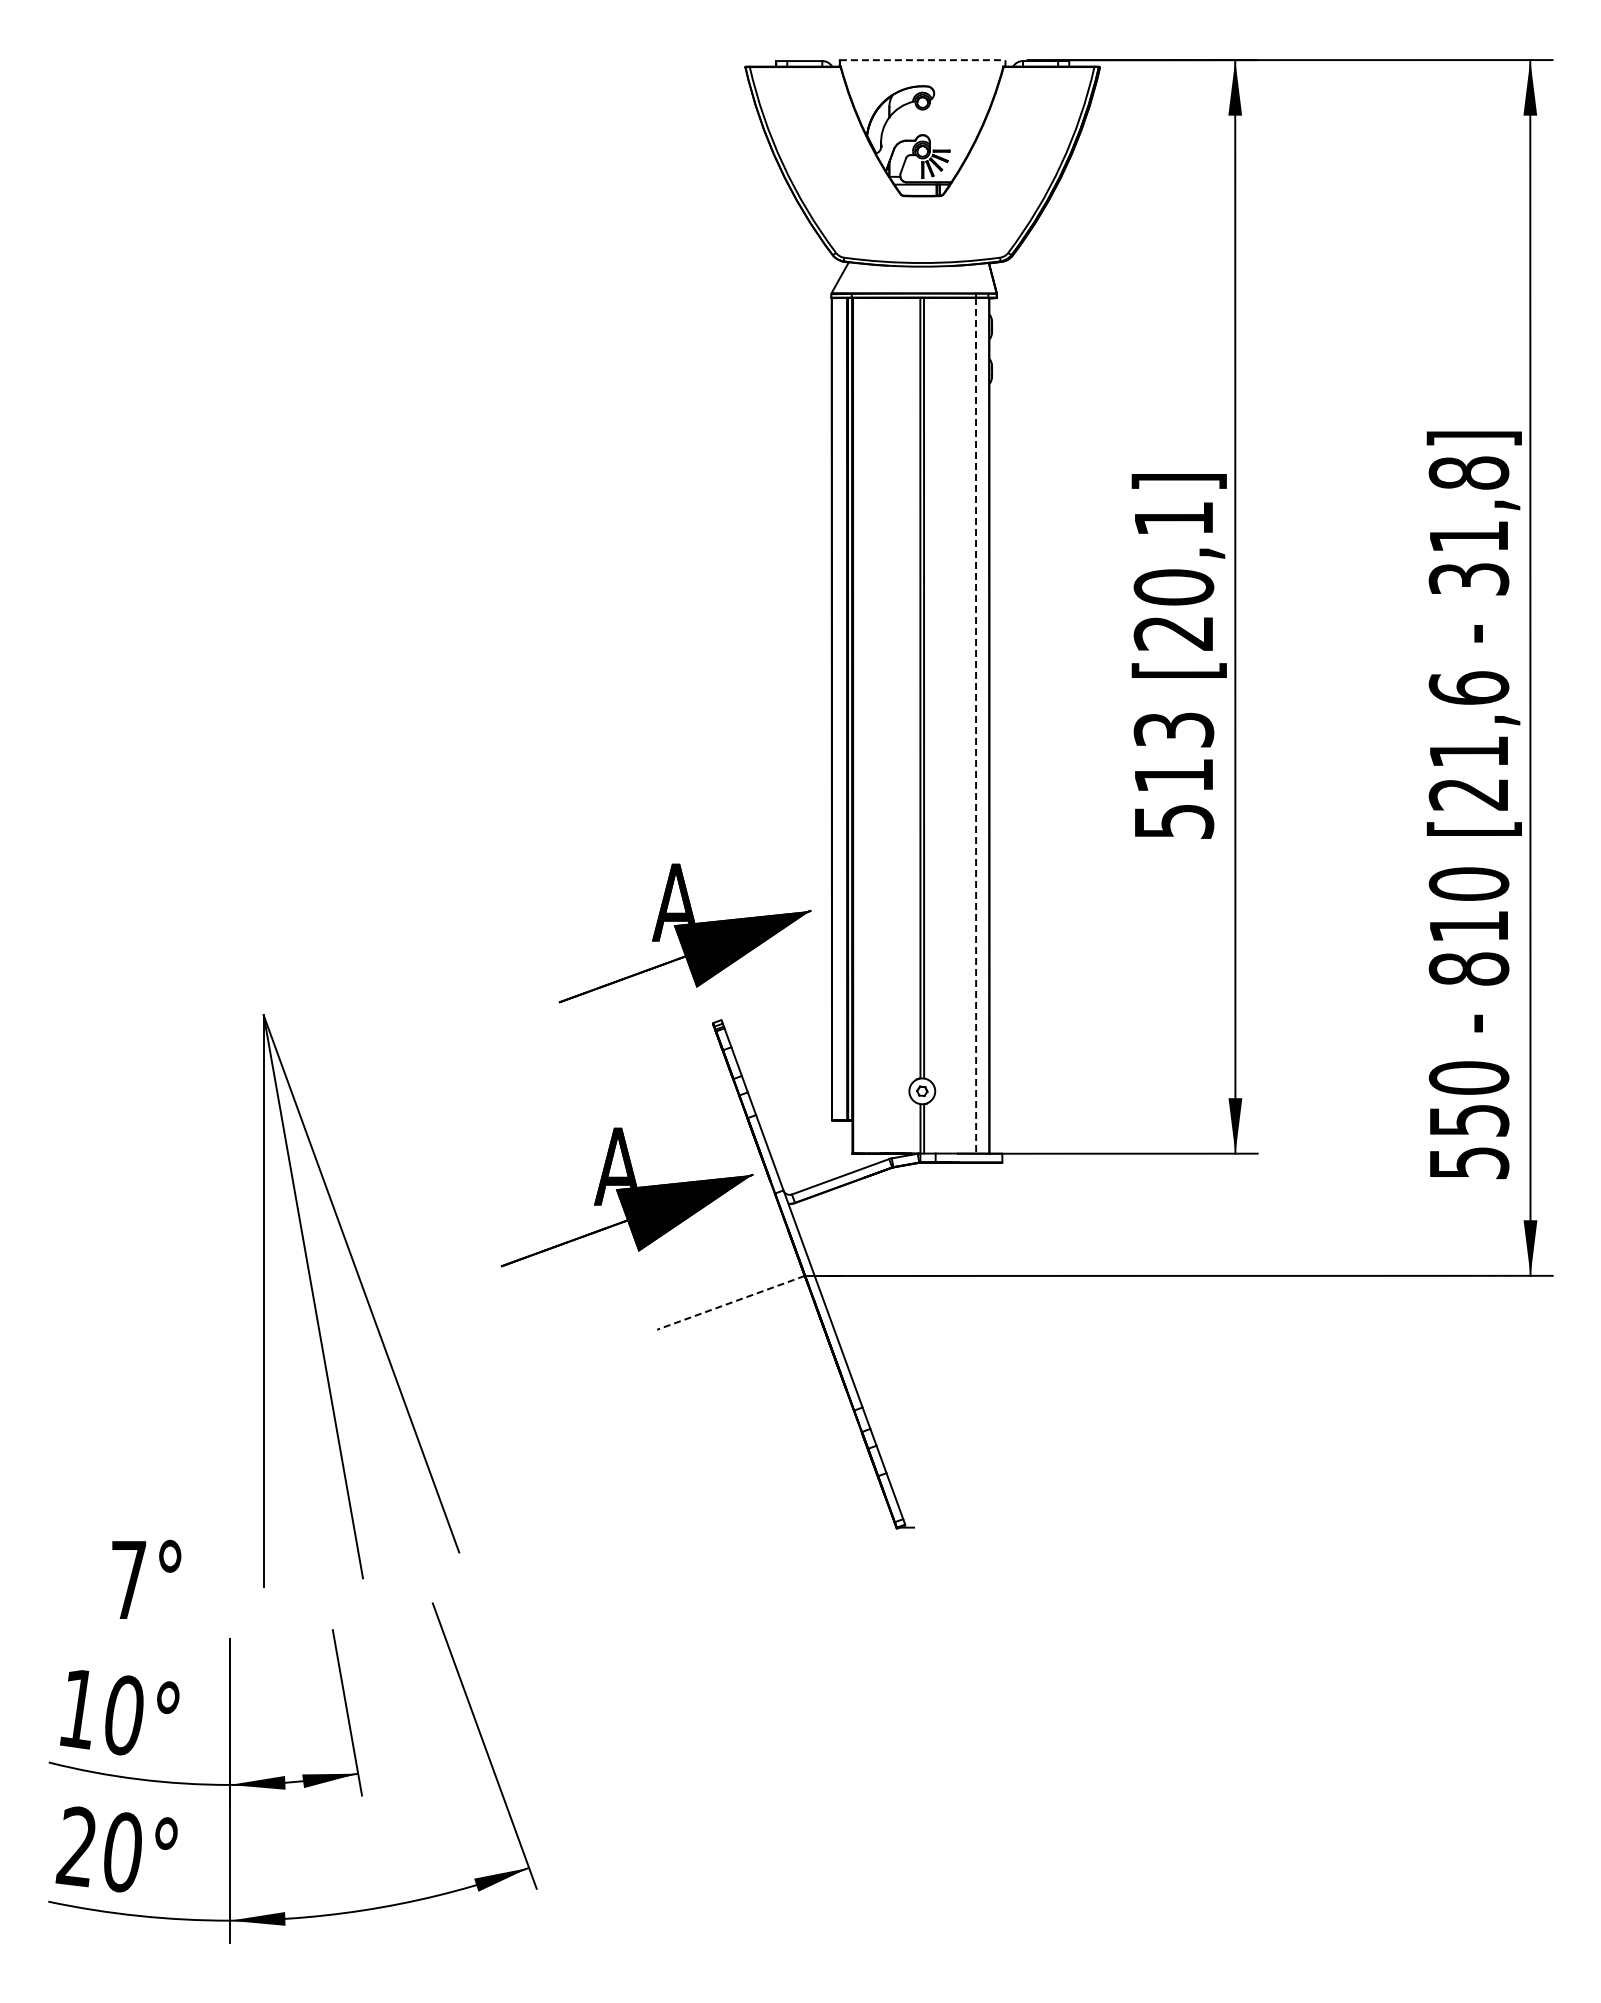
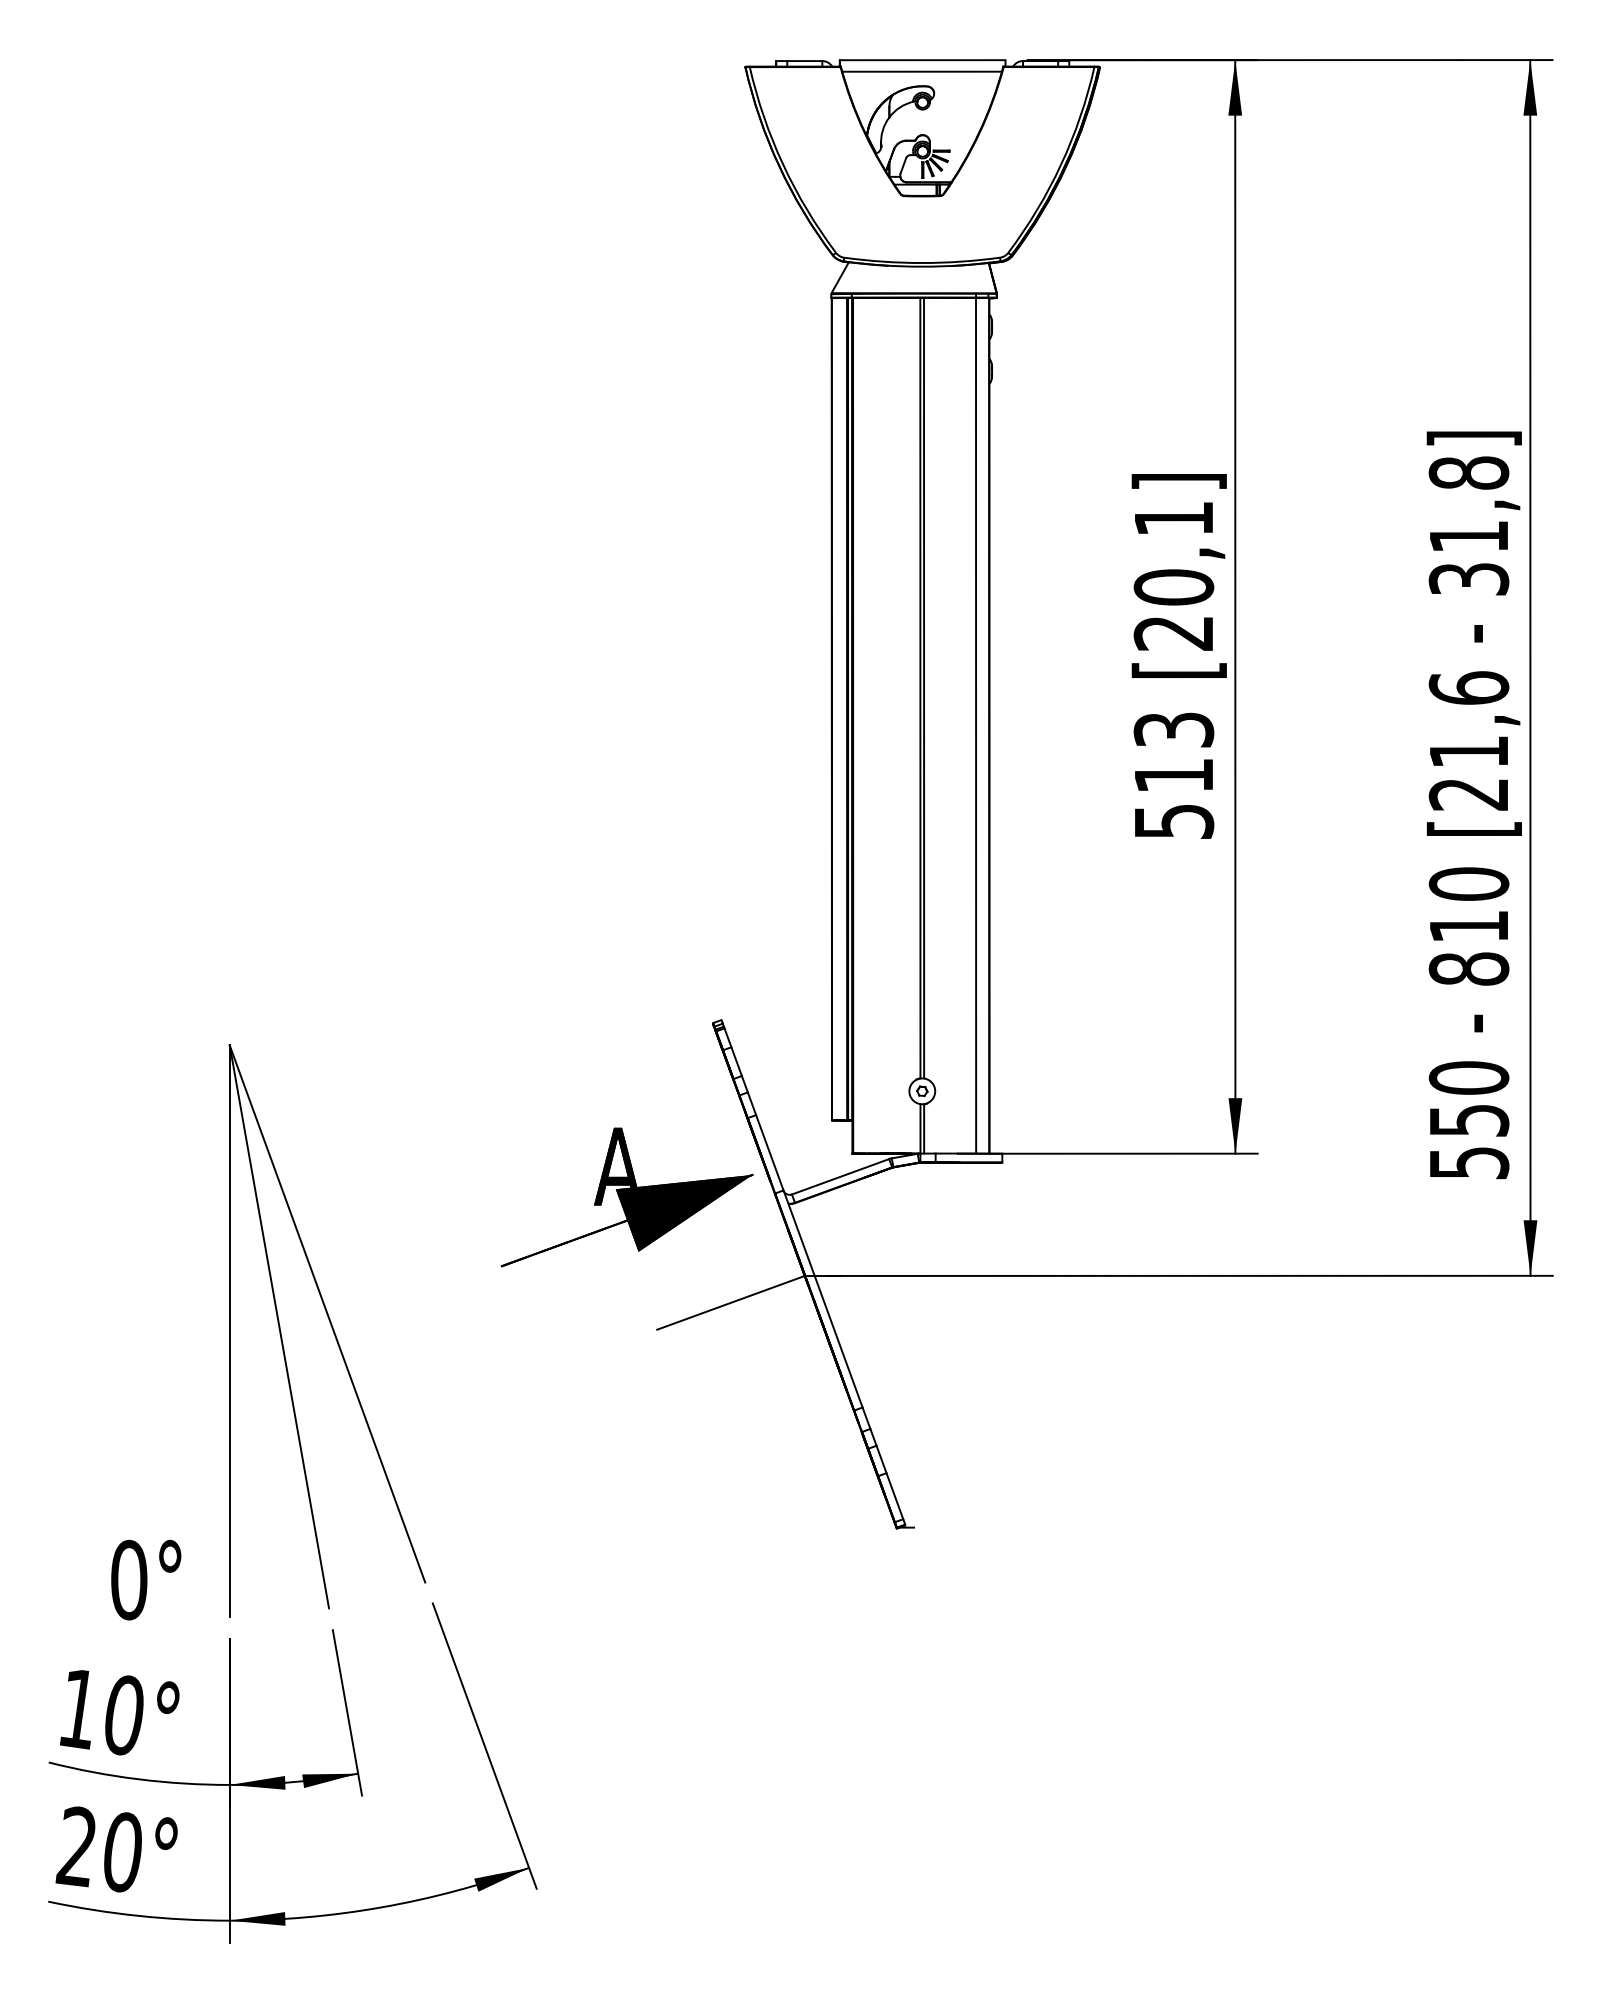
line: dashed -> solid (922, 60)
line: none -> present (921, 71)
line: dashed -> solid (976, 725)
part: present -> none (684, 933)
part position: (361, 1300) -> (327, 1330) (327, 1330)
line: dashed -> solid (730, 1302)
text: 7° -> 0° (129, 1579)
